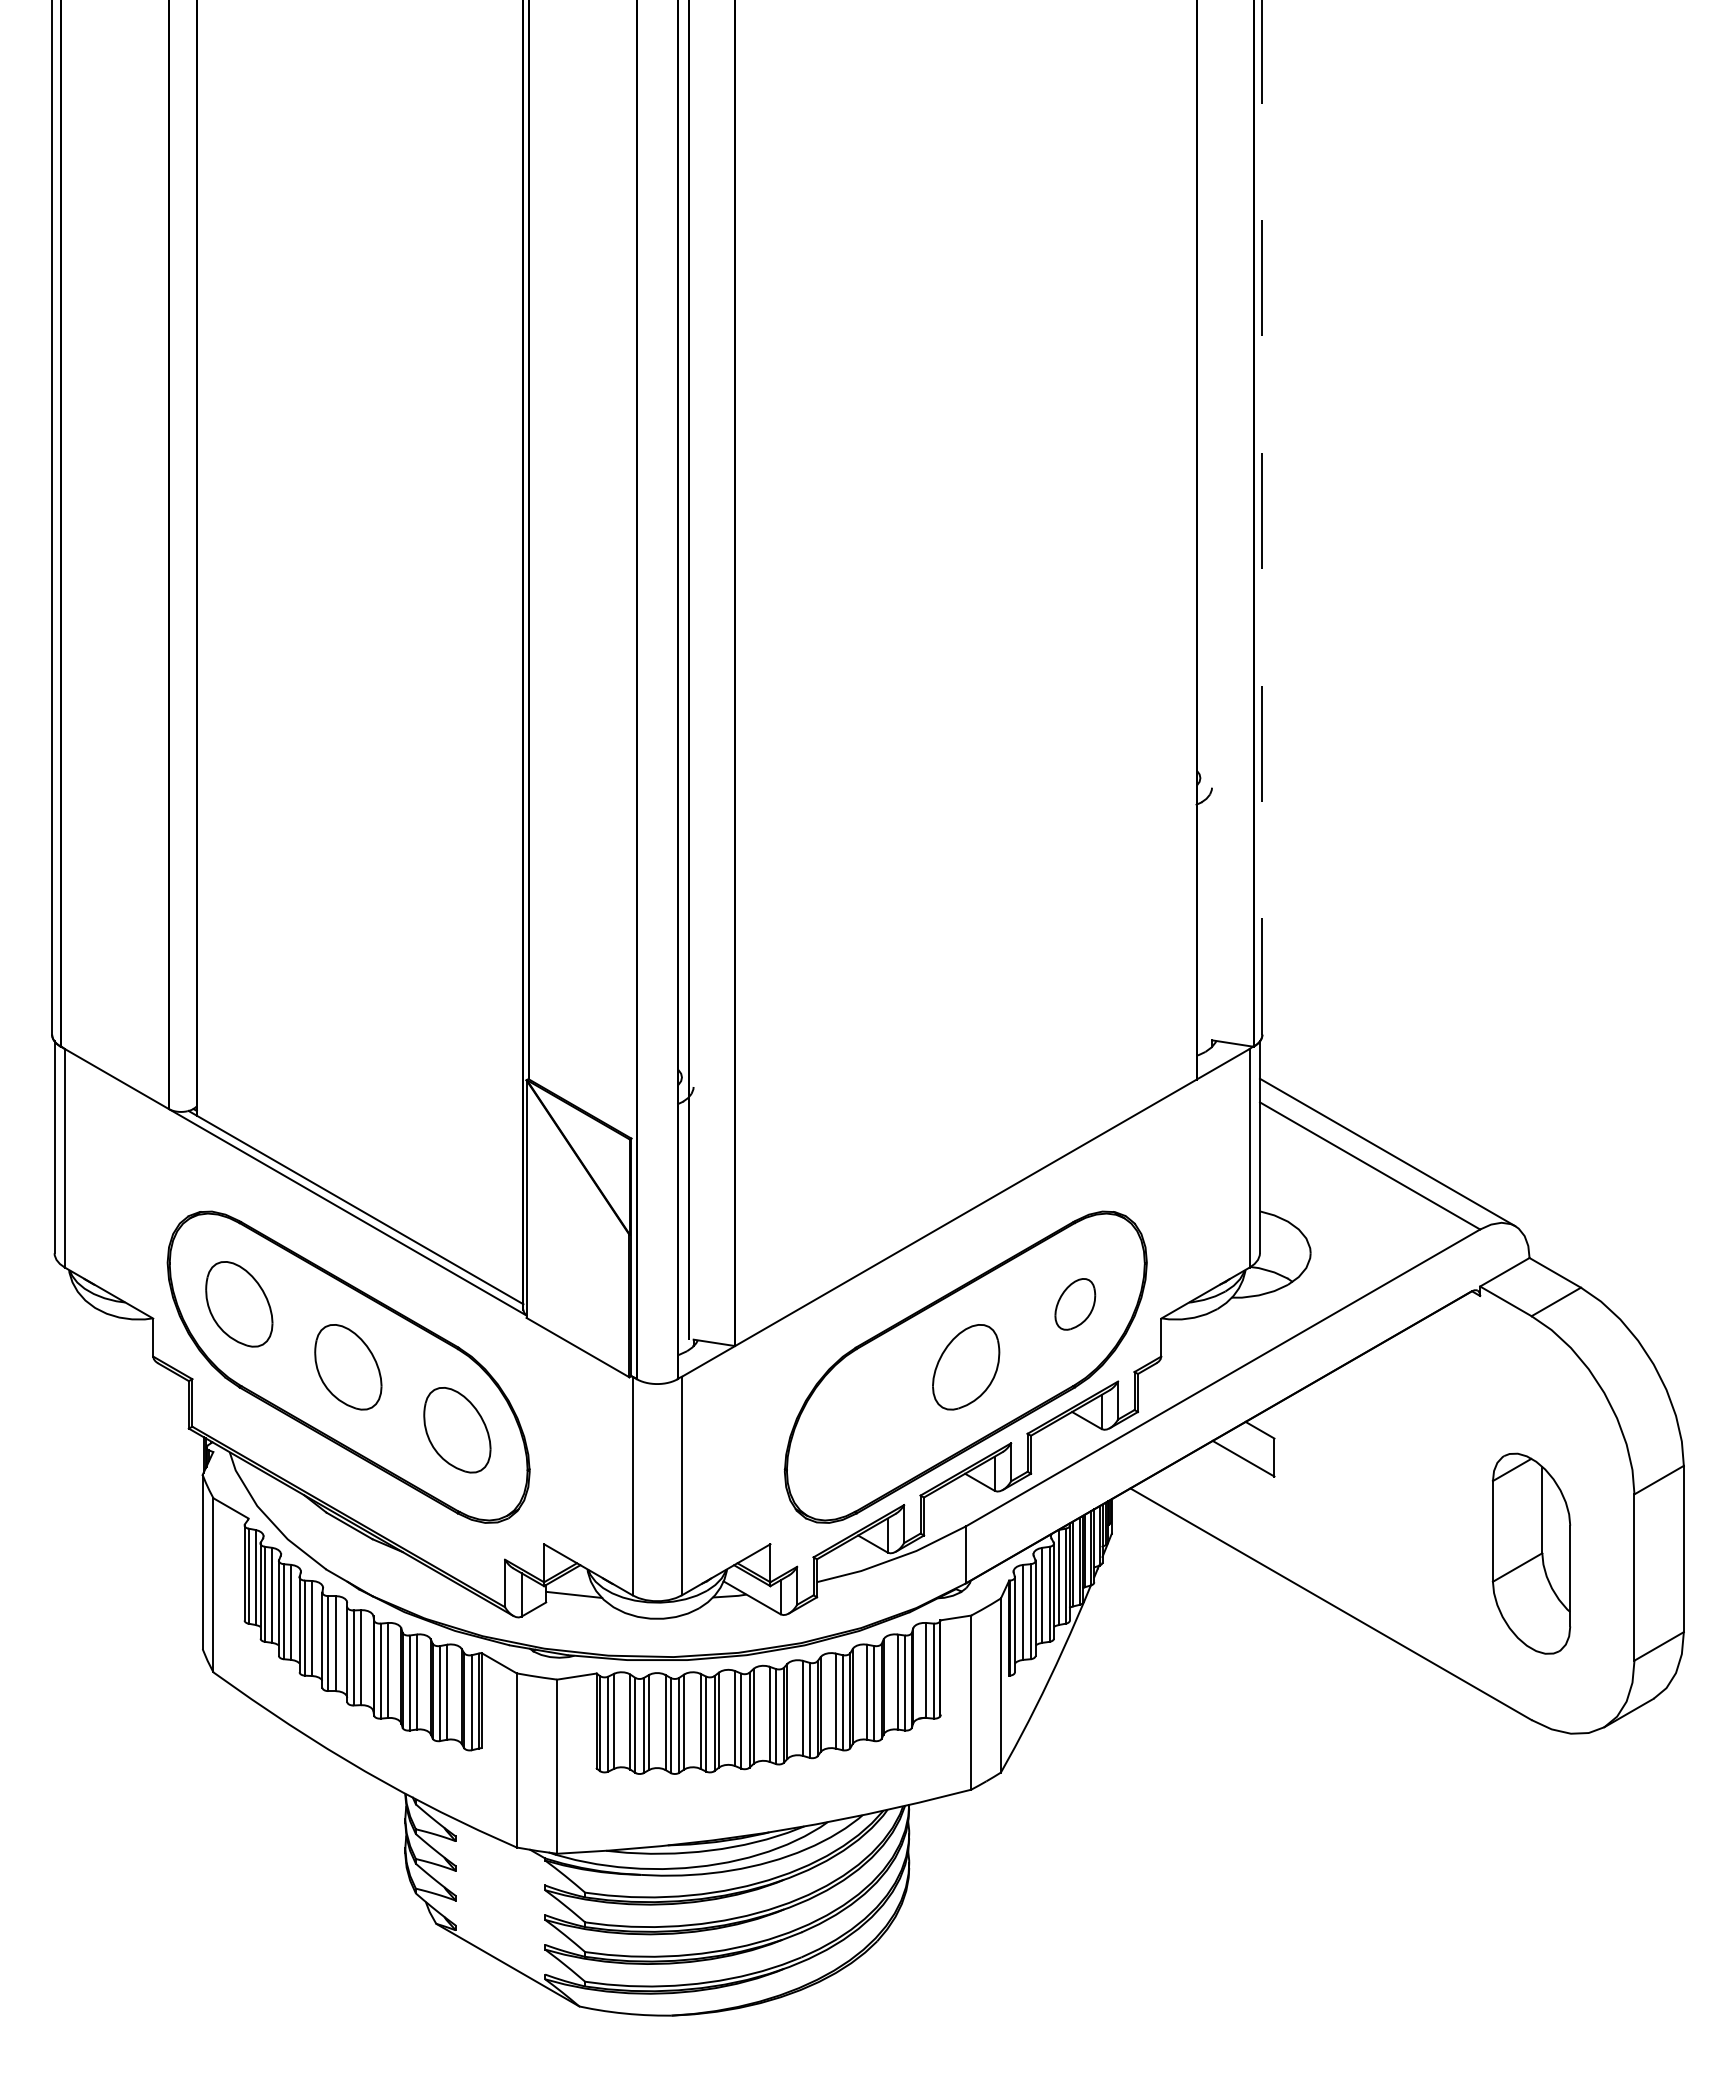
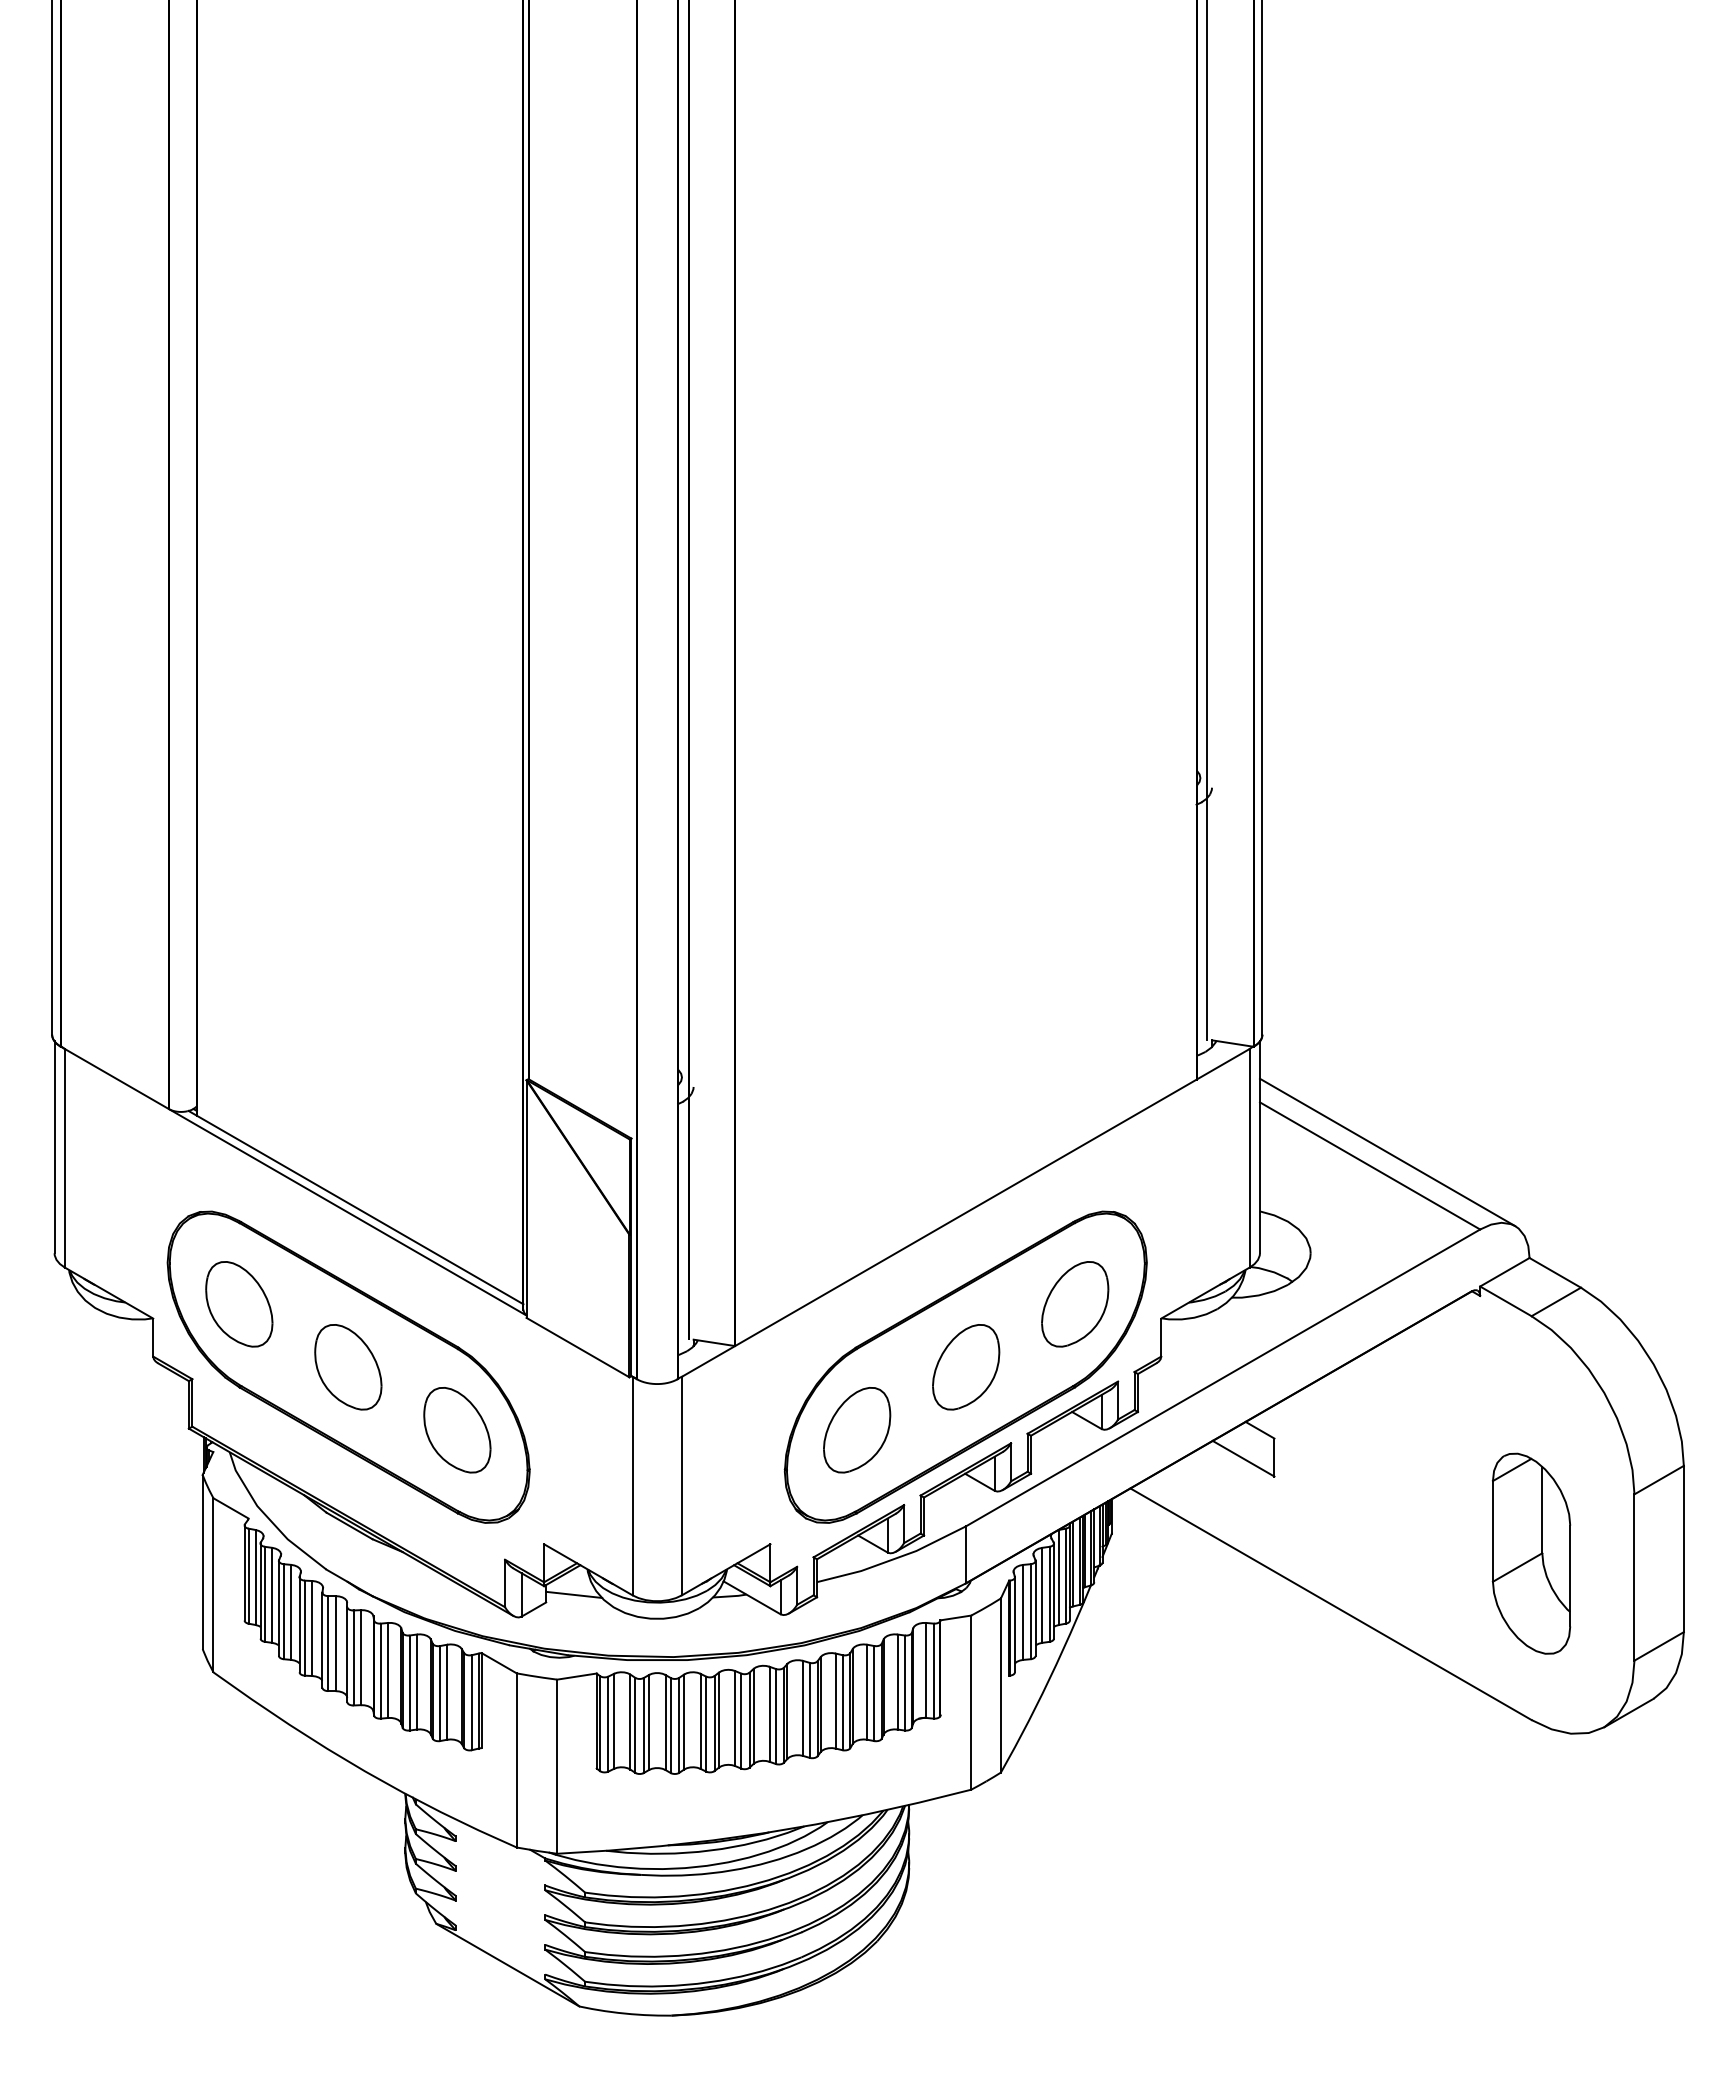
line: dashed -> solid (1262, 517)
line: none -> present (1207, 520)
part size: 43x53 px -> 69x87 px (1075, 1304)
part: none -> present (857, 1430)
